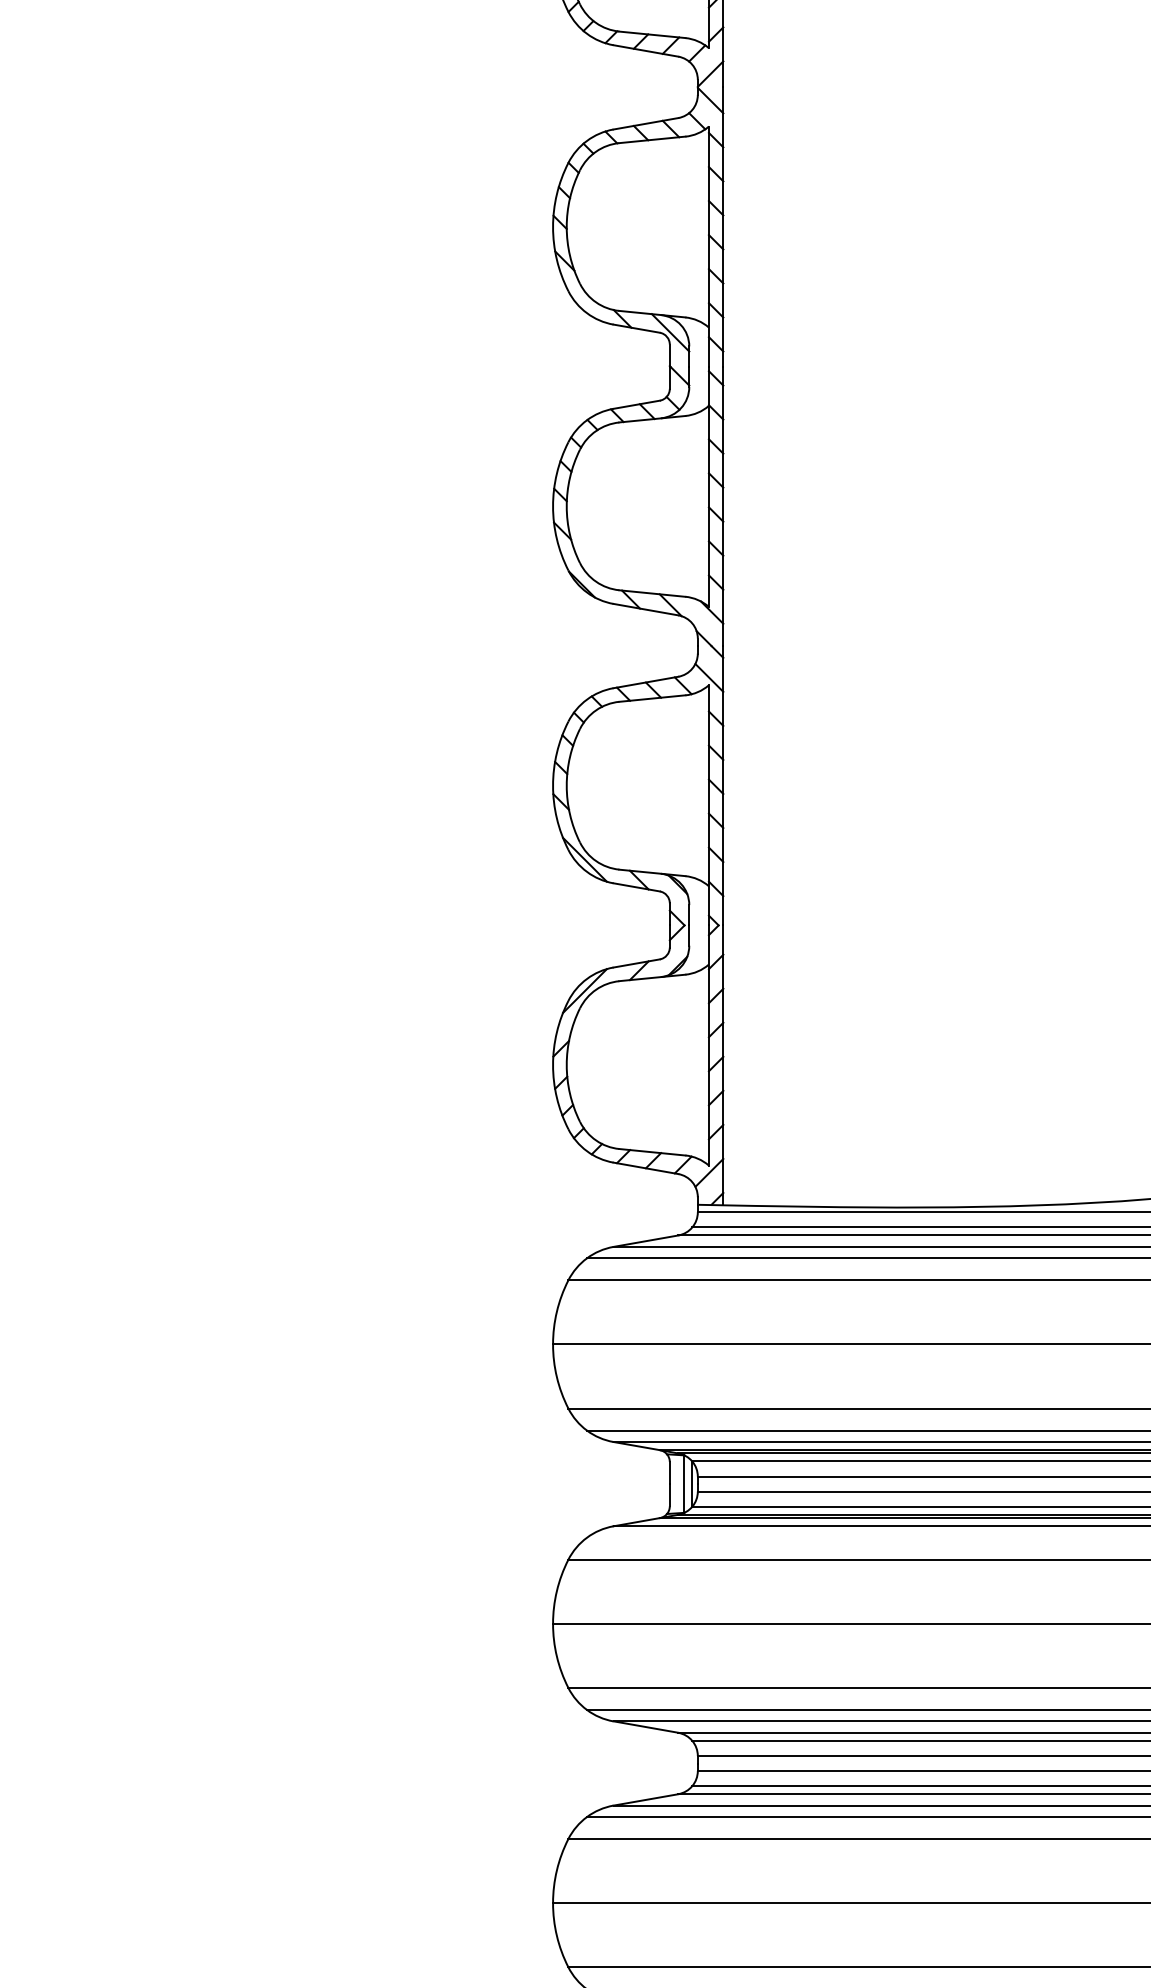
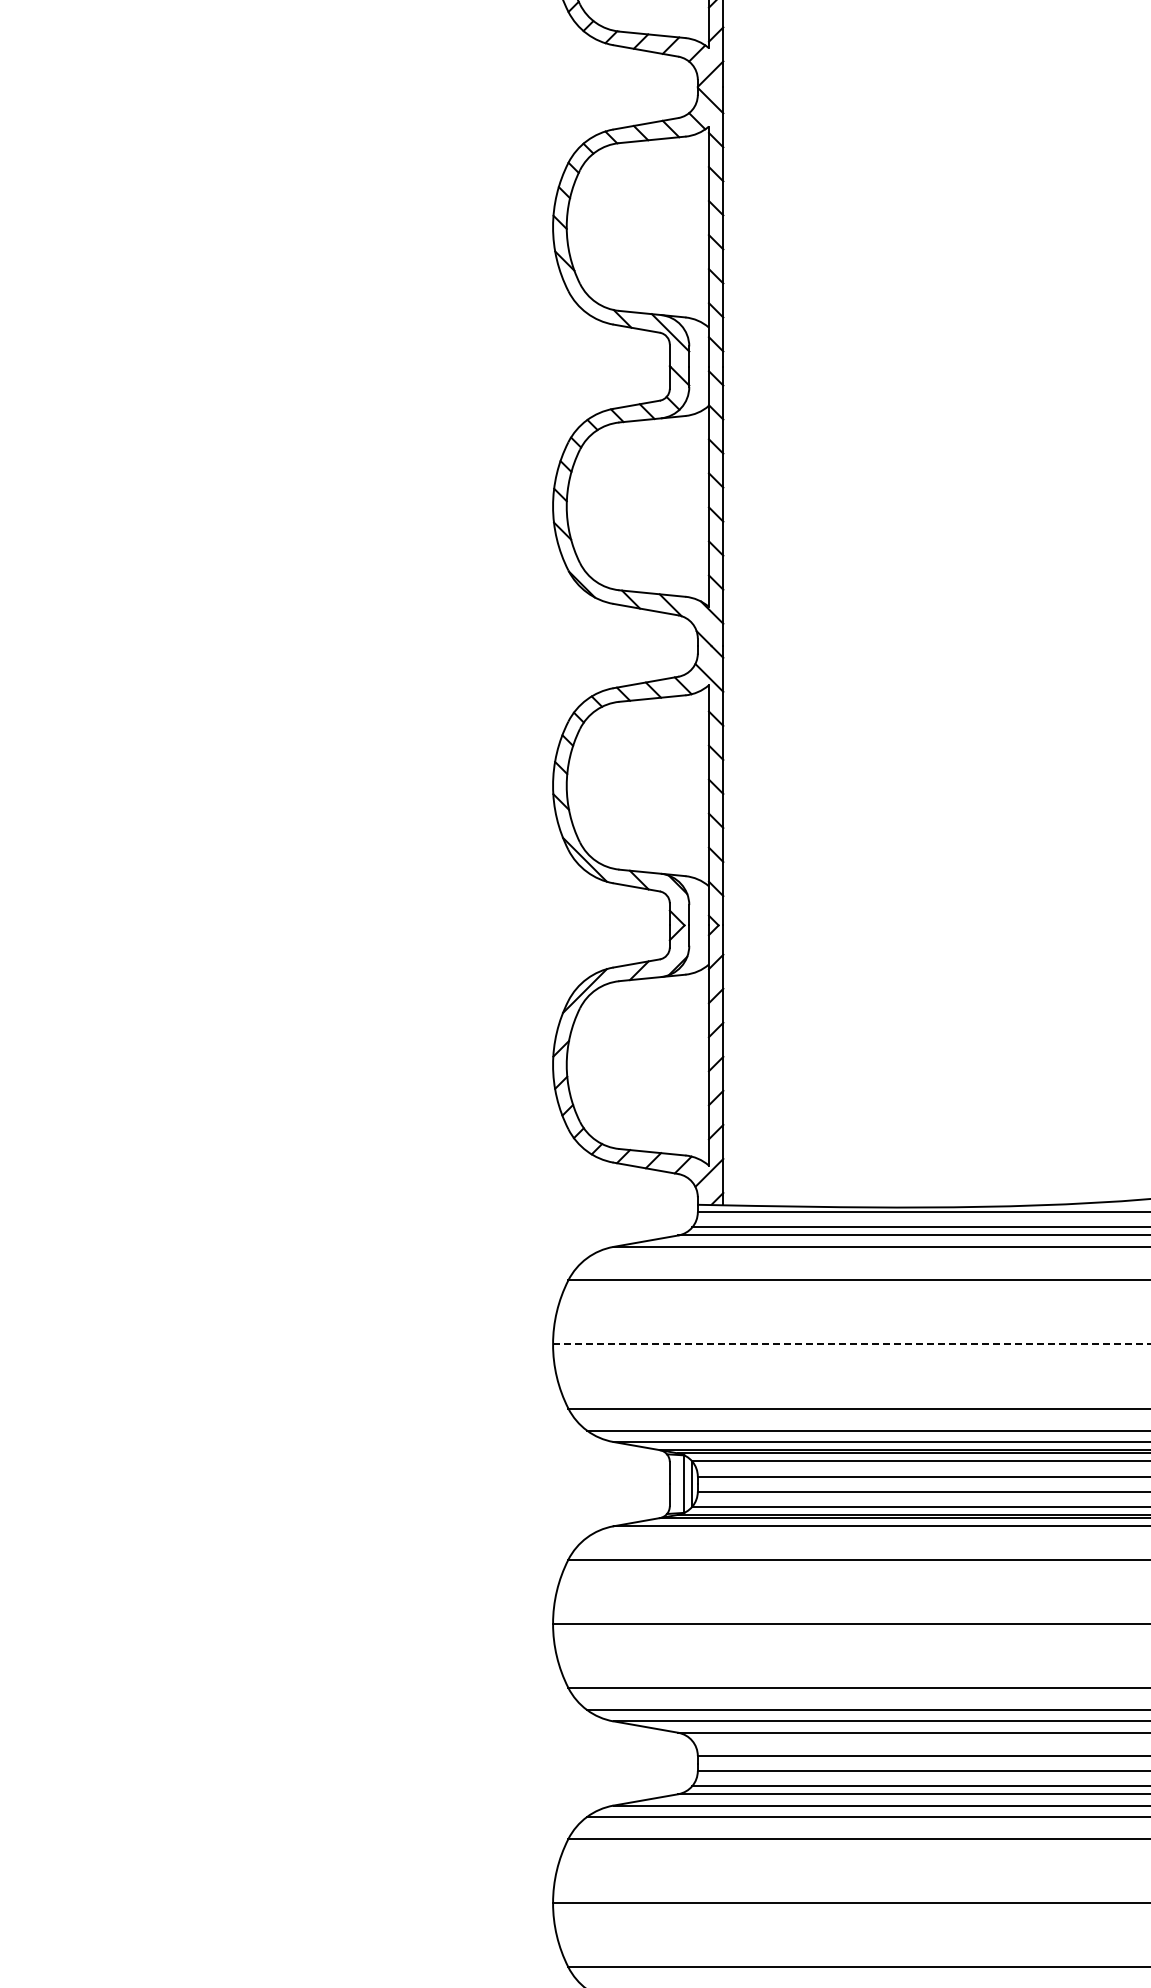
line: present -> none (867, 1258)
line: solid -> dashed (851, 1344)
line: present -> none (919, 1740)
